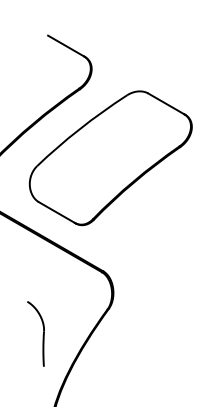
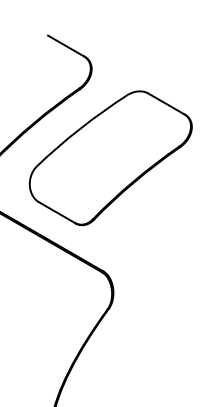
part: present -> none (42, 335)
